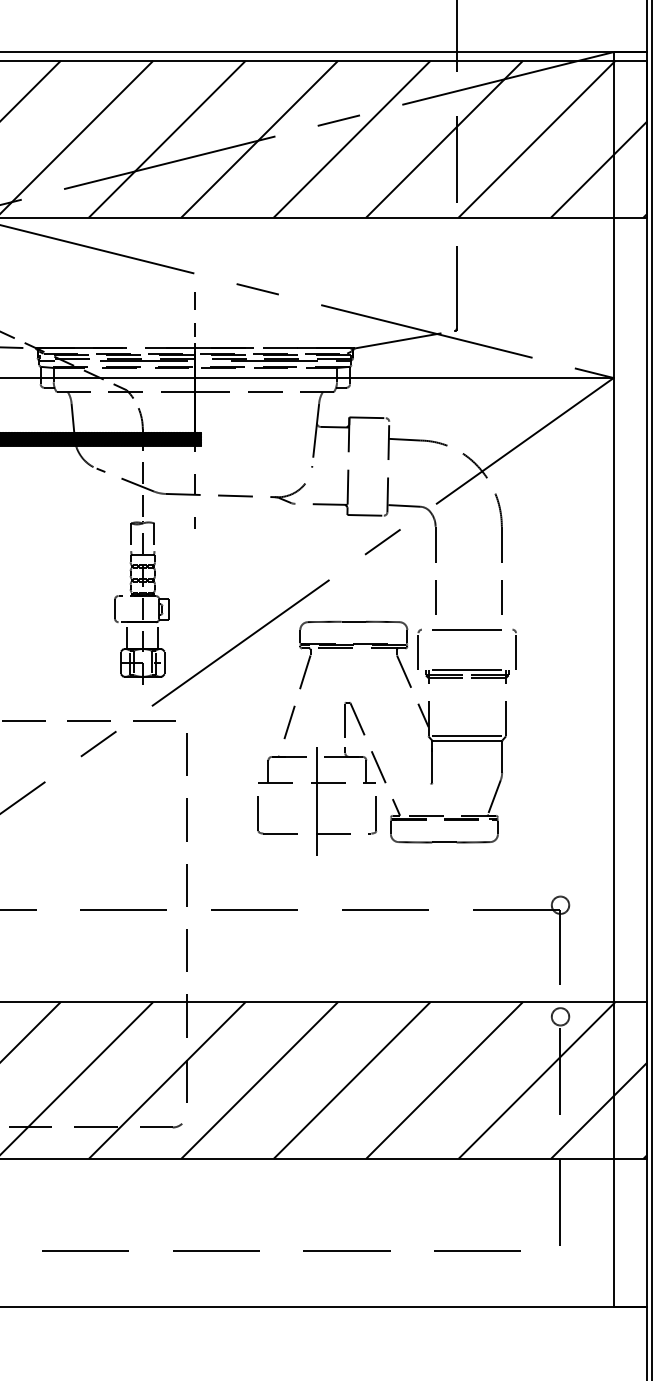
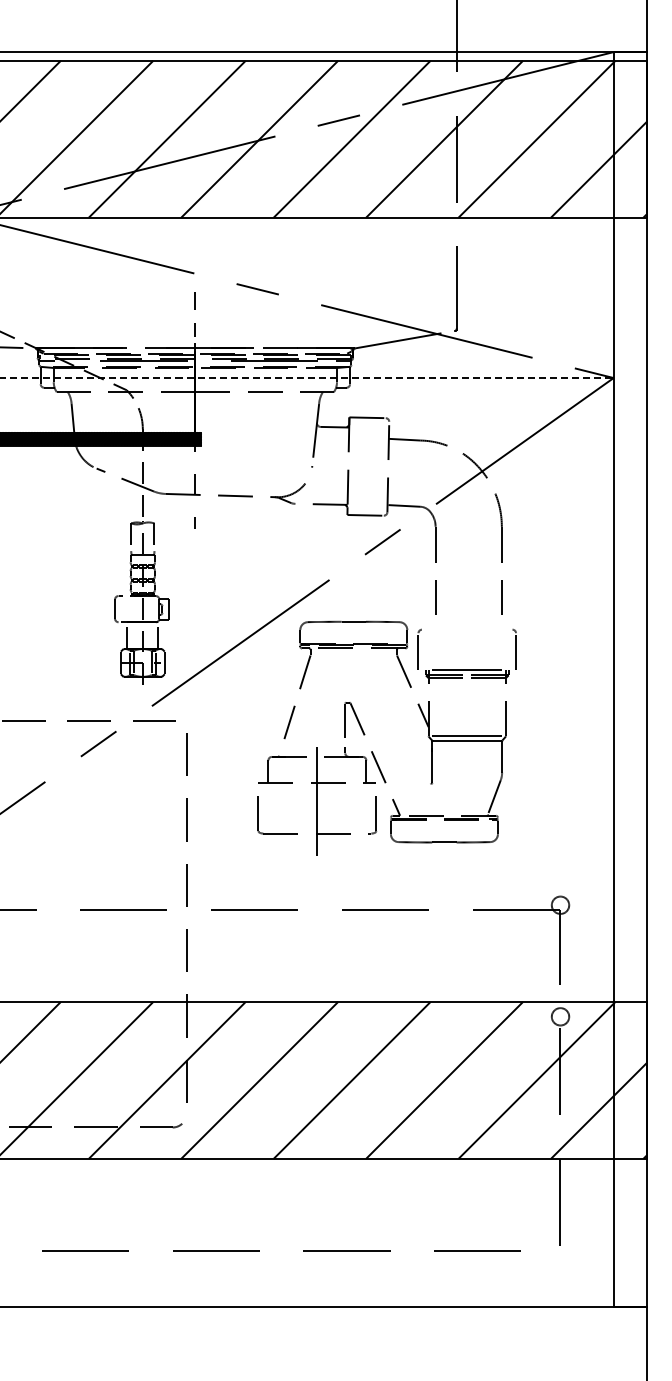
line: solid -> dashed (306, 378)
line: present -> none (466, 629)
line: present -> none (652, 689)
